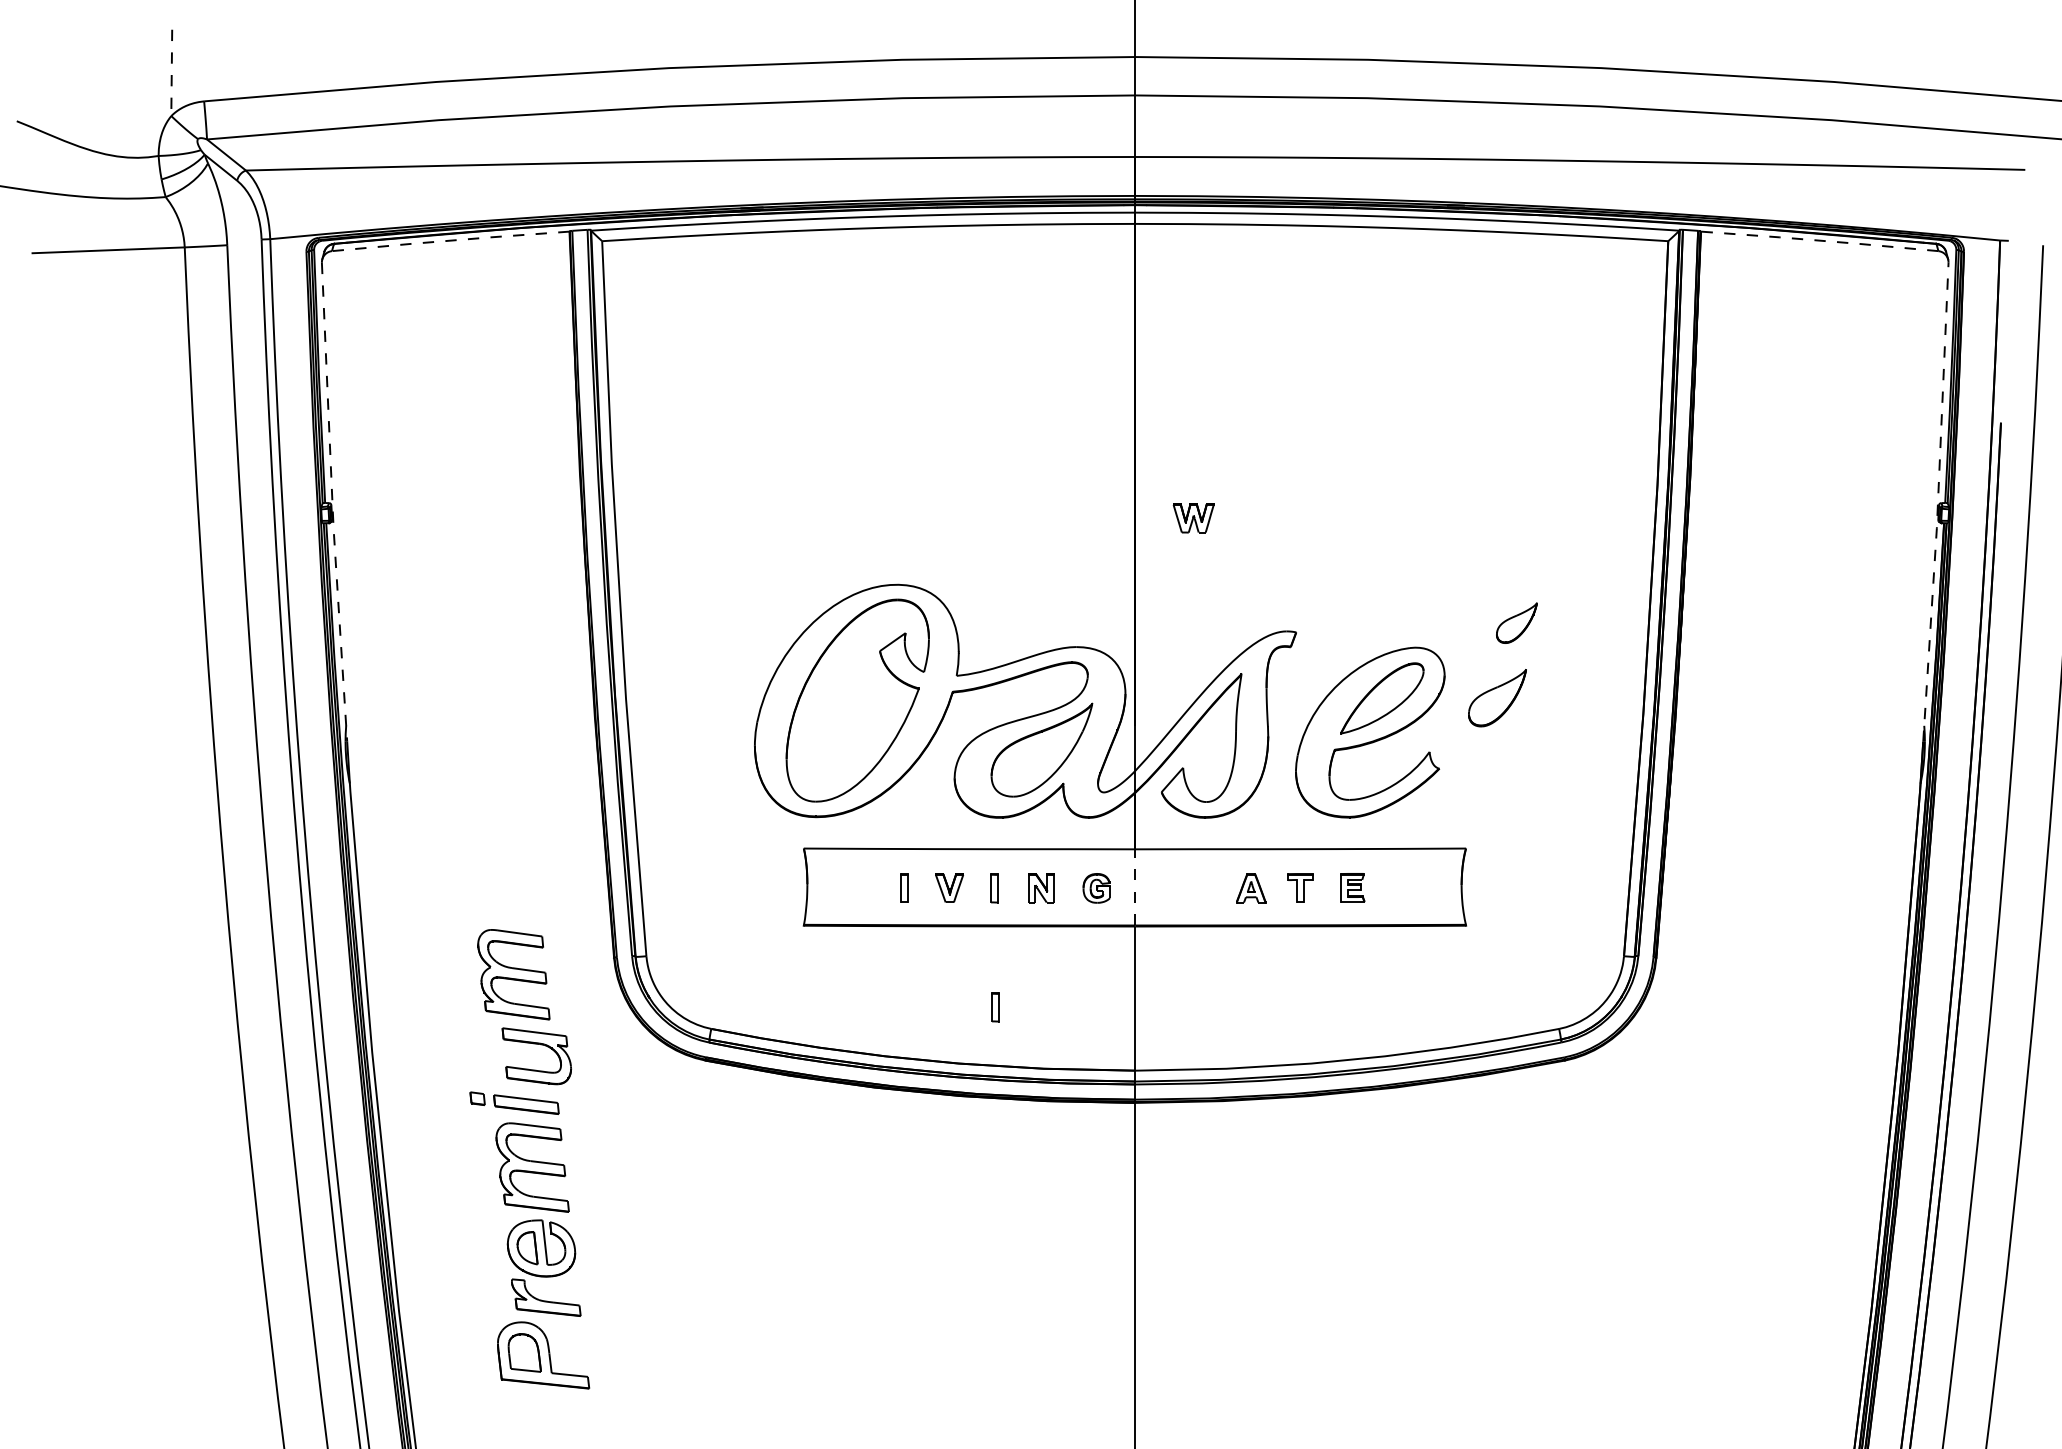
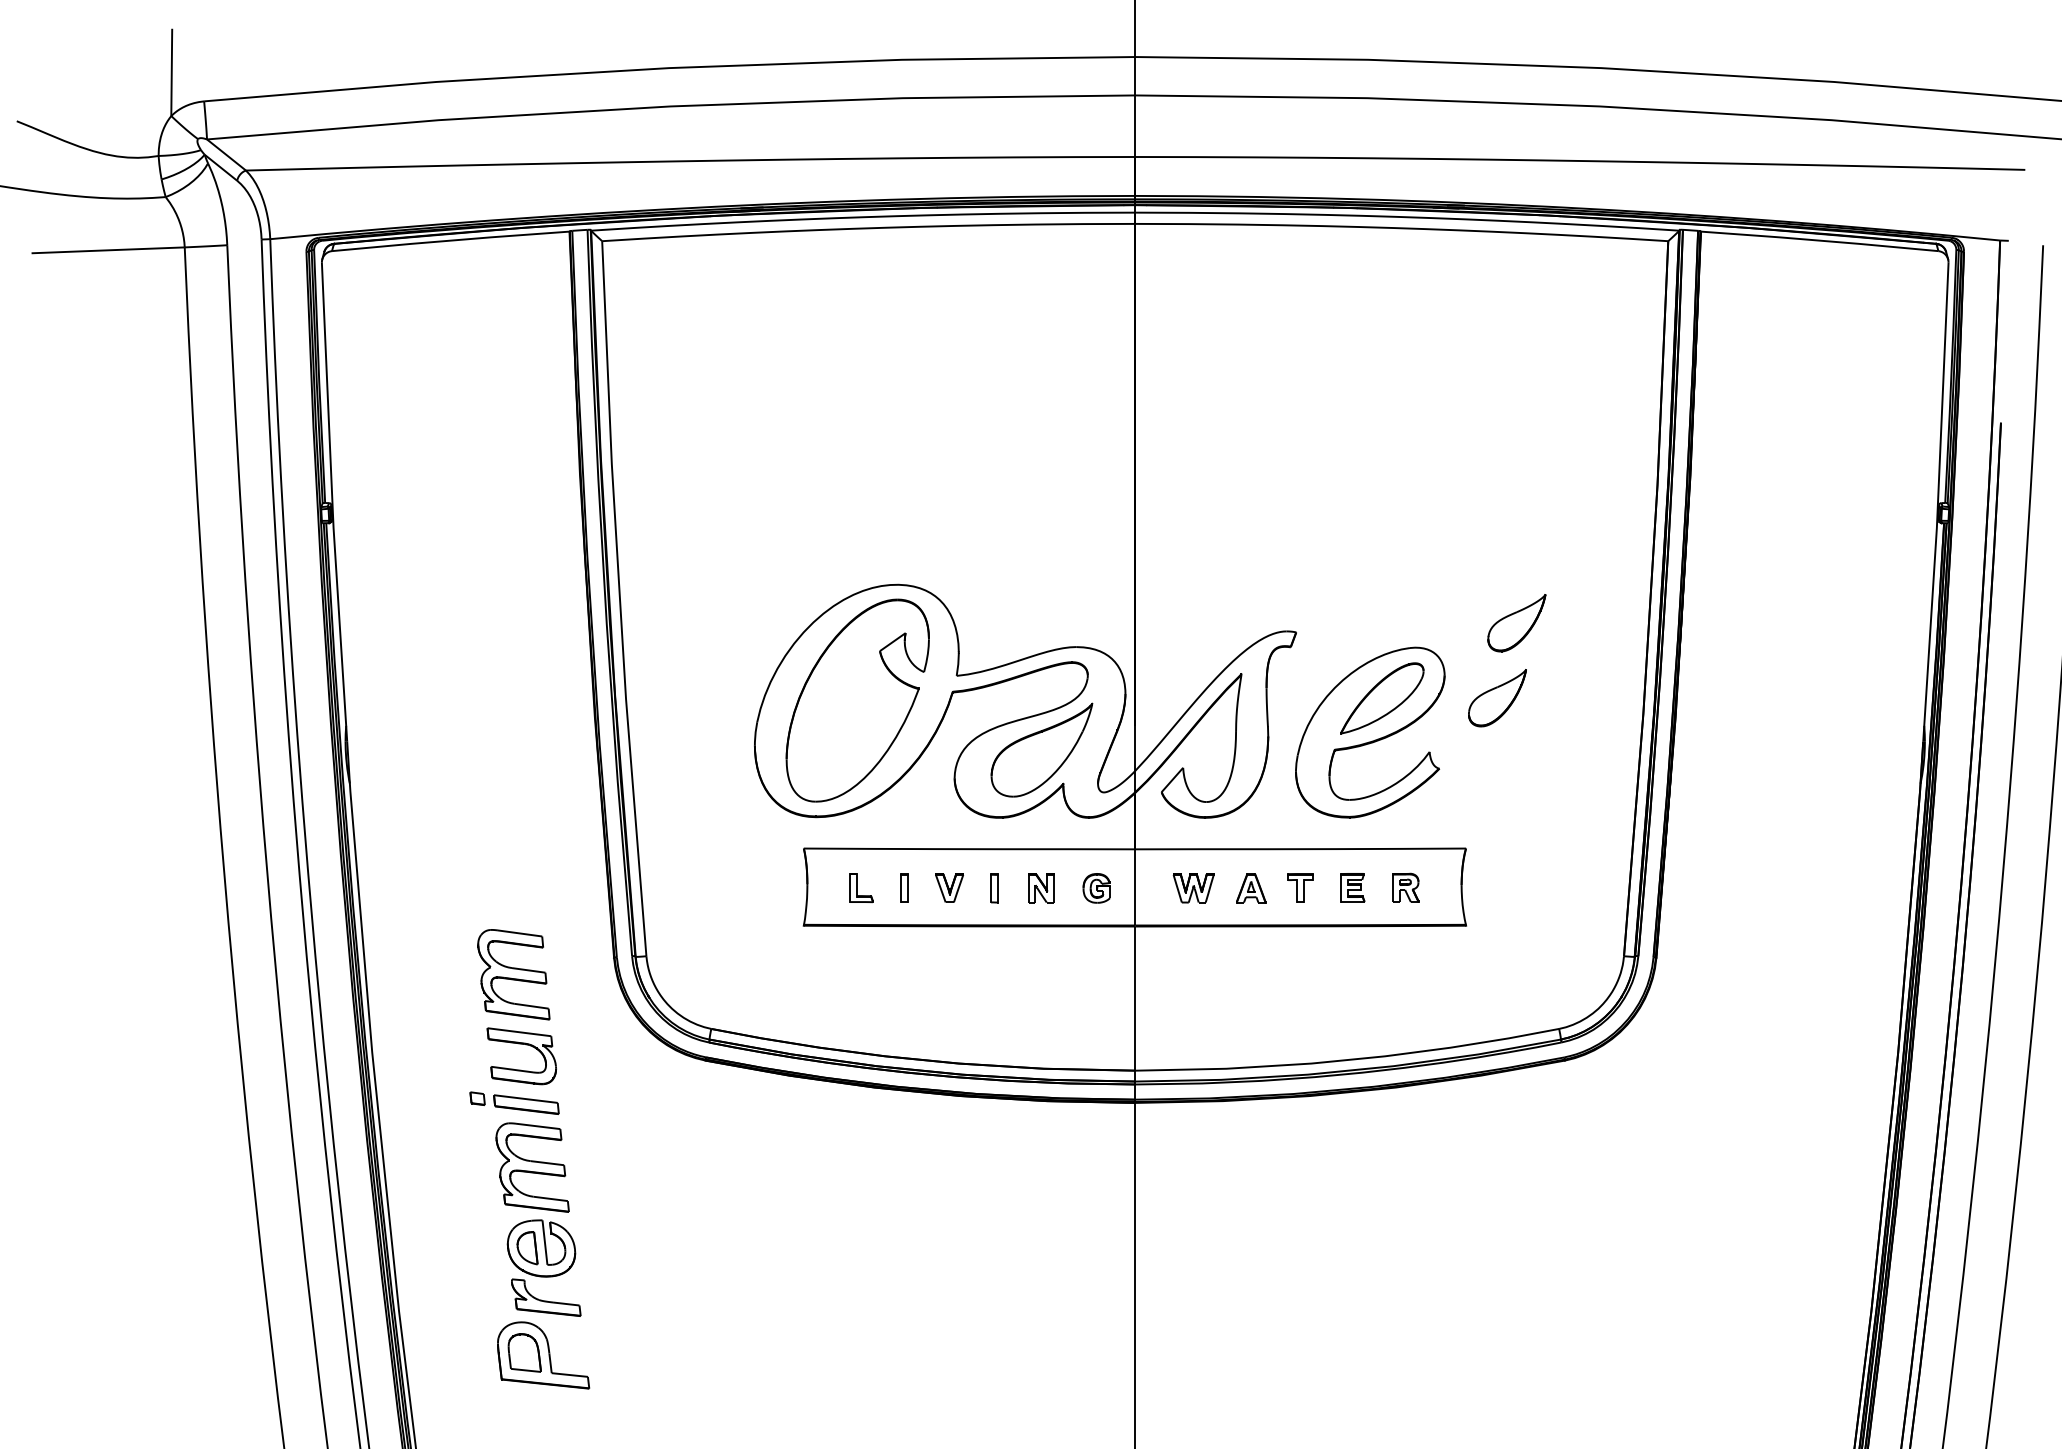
line: dashed -> solid (171, 73)
line: dashed -> solid (450, 240)
line: dashed -> solid (1819, 240)
line: dashed -> solid (332, 503)
line: dashed -> solid (1937, 503)
part position: (1193, 518) -> (1193, 888) (1193, 888)
part size: 42x42 px -> 60x59 px (1516, 623)
line: dashed -> solid (1135, 886)
part: none -> present (1405, 887)
part: none -> present (861, 888)
part: present -> none (995, 1007)
part position: (536, 1044) -> (521, 1044) (521, 1044)
